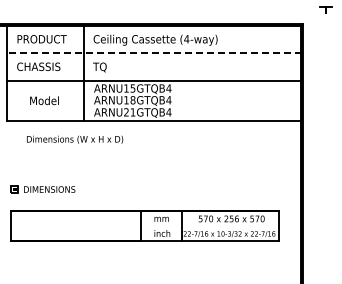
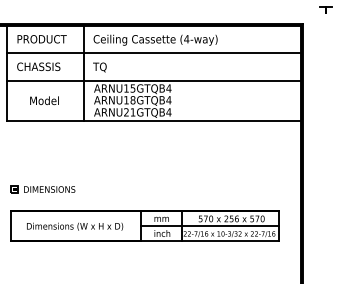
line: dashed -> solid (153, 52)
text position: (75, 139) -> (75, 226) (75, 226)
line: none -> present (210, 226)
